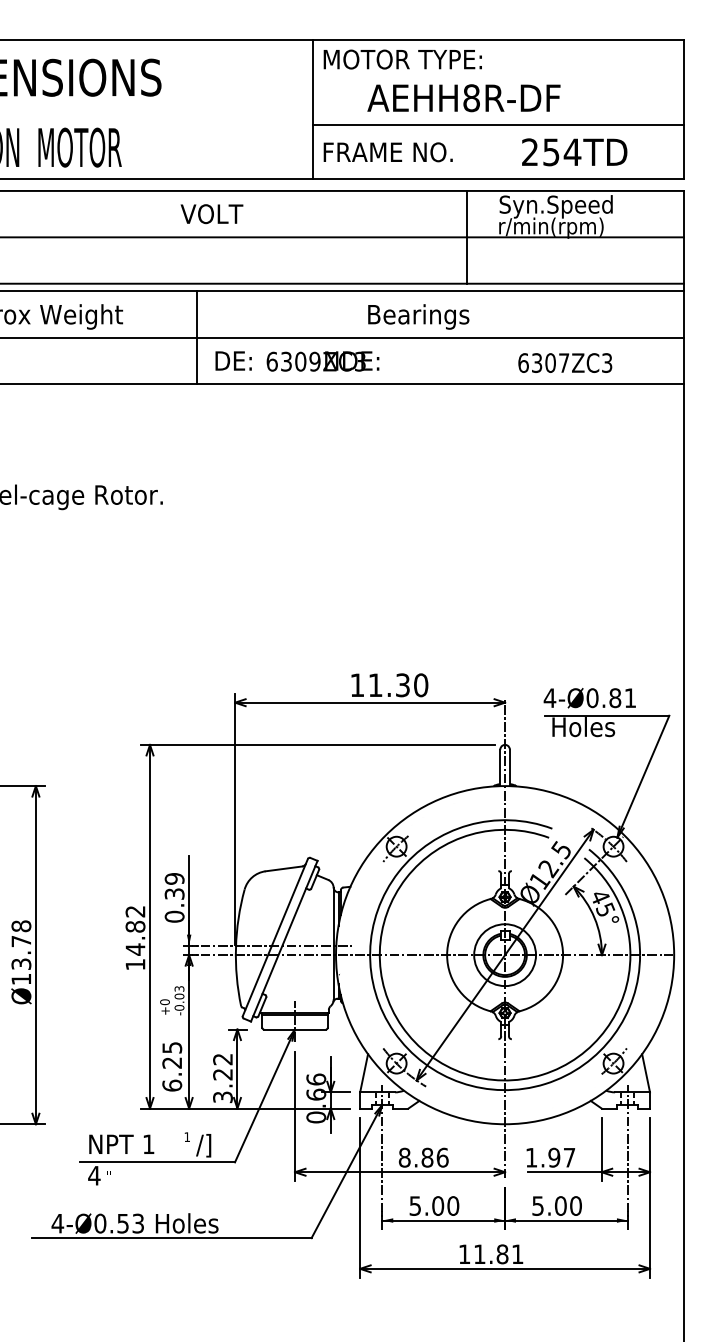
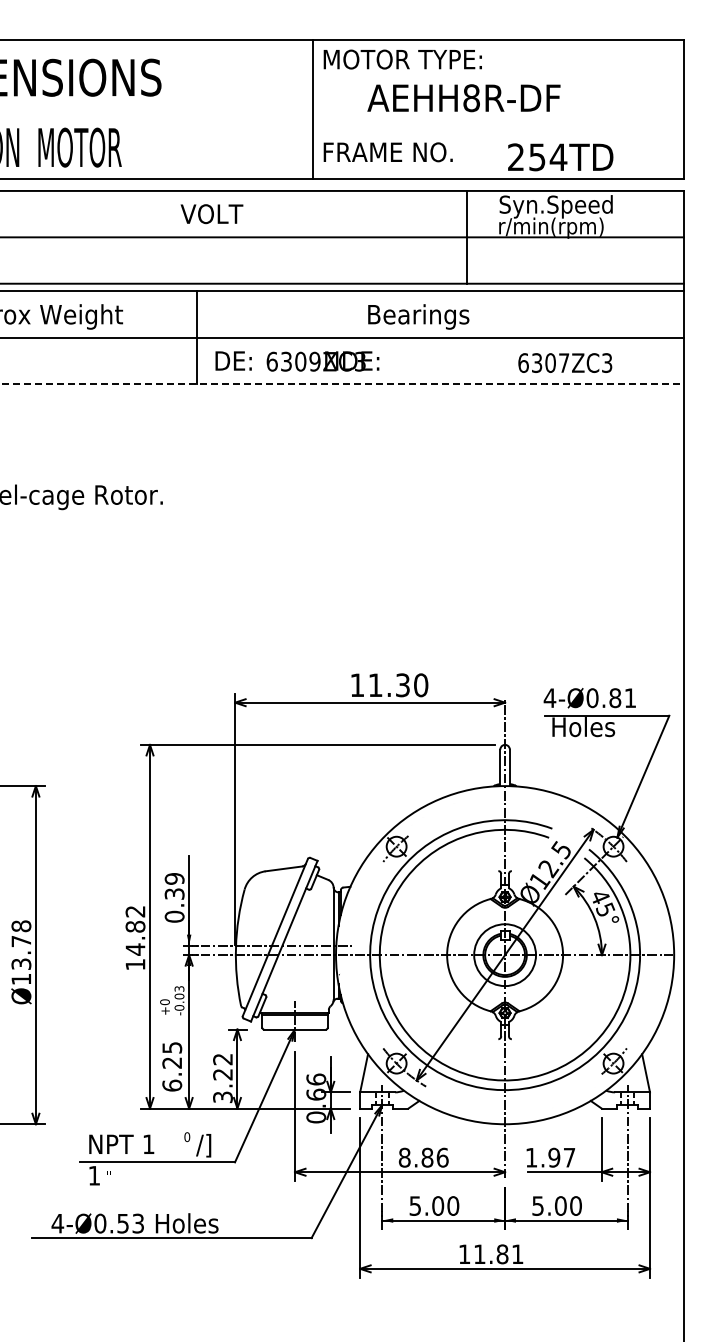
line: present -> none (497, 125)
text position: (574, 152) -> (560, 157) (560, 157)
line: solid -> dashed (341, 384)
text: 1 -> 0 (187, 1137)
text: 4 -> 1 (94, 1175)
